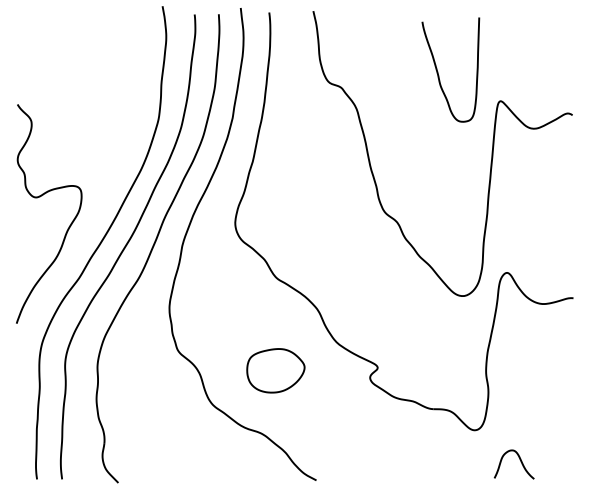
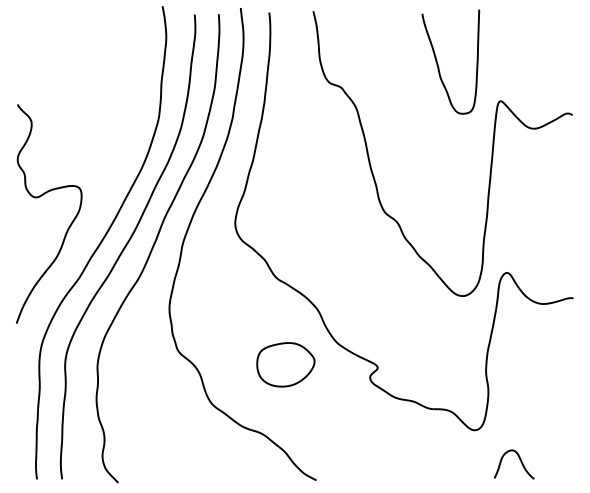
curve position: (438, 71) -> (438, 63) (438, 63)
part position: (275, 370) -> (285, 364) (285, 364)
